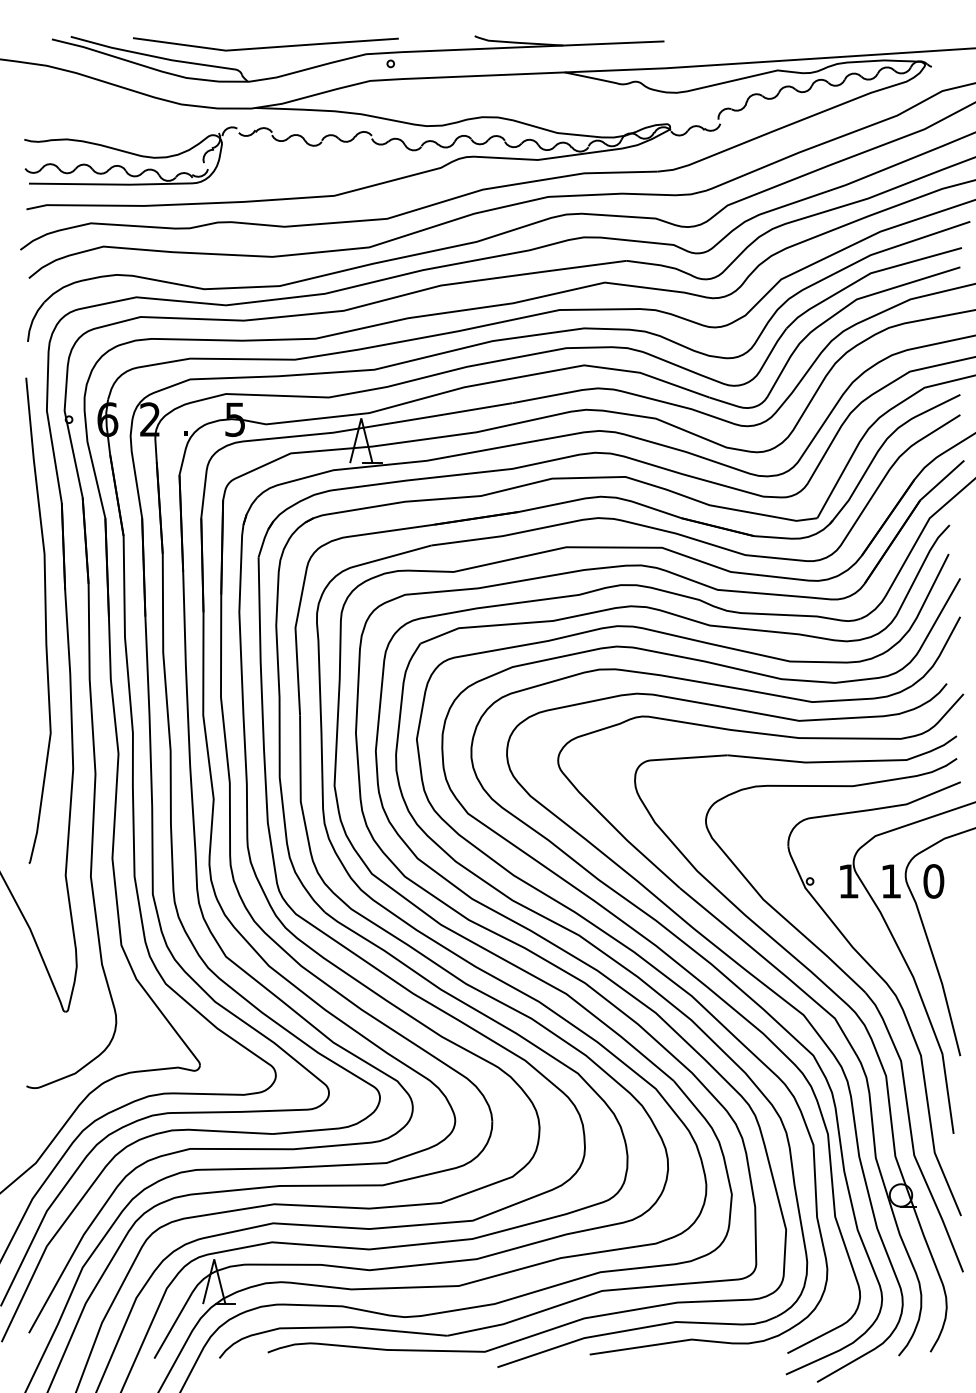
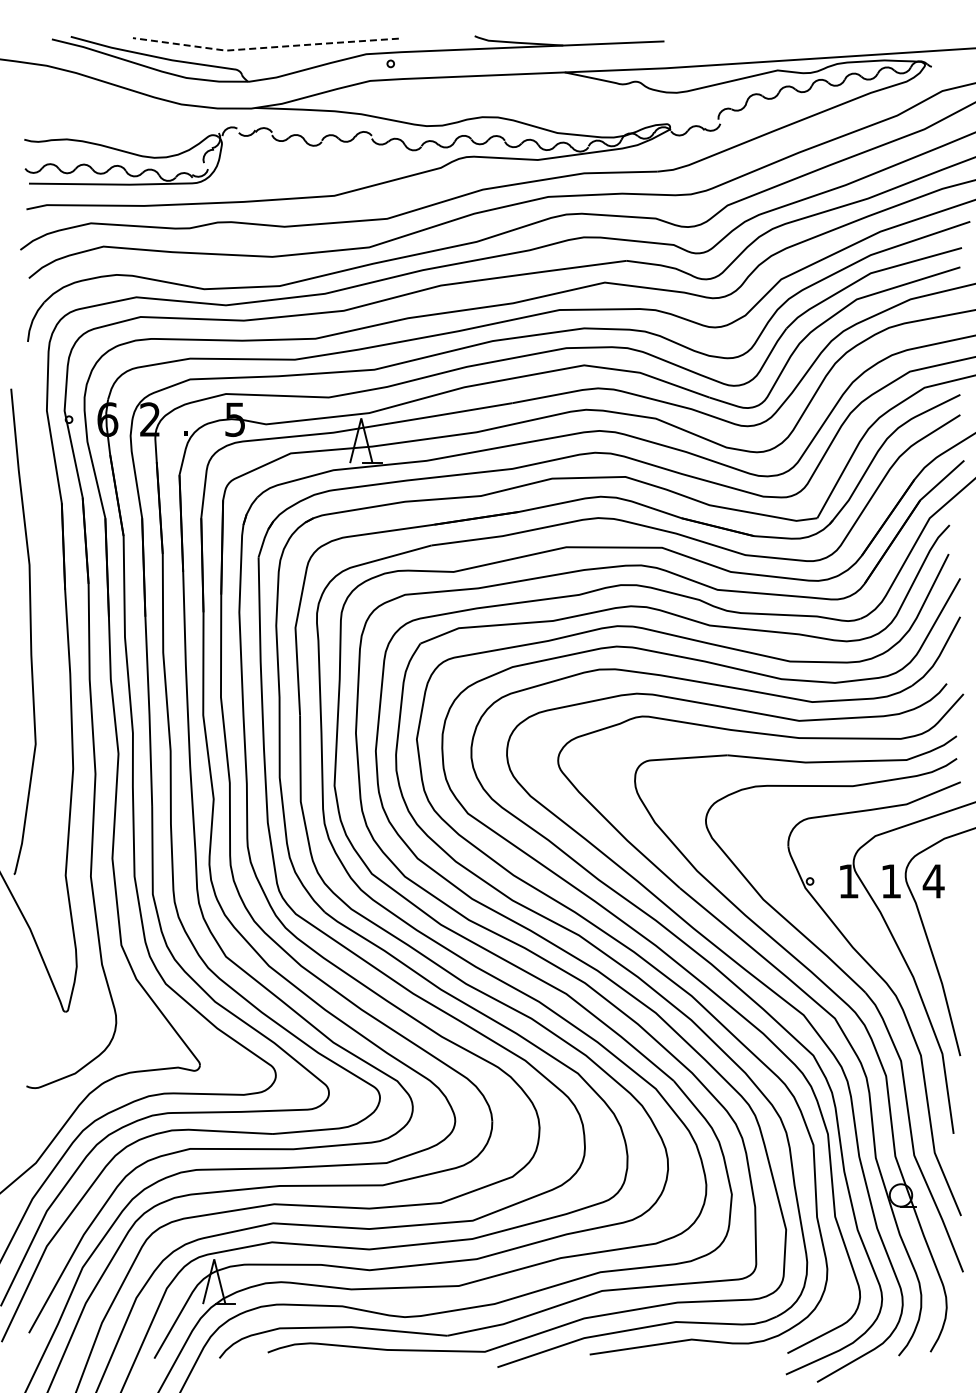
line: solid -> dashed (265, 47)
curve position: (44, 617) -> (29, 628) (29, 628)
text: 0 -> 4 (933, 881)
